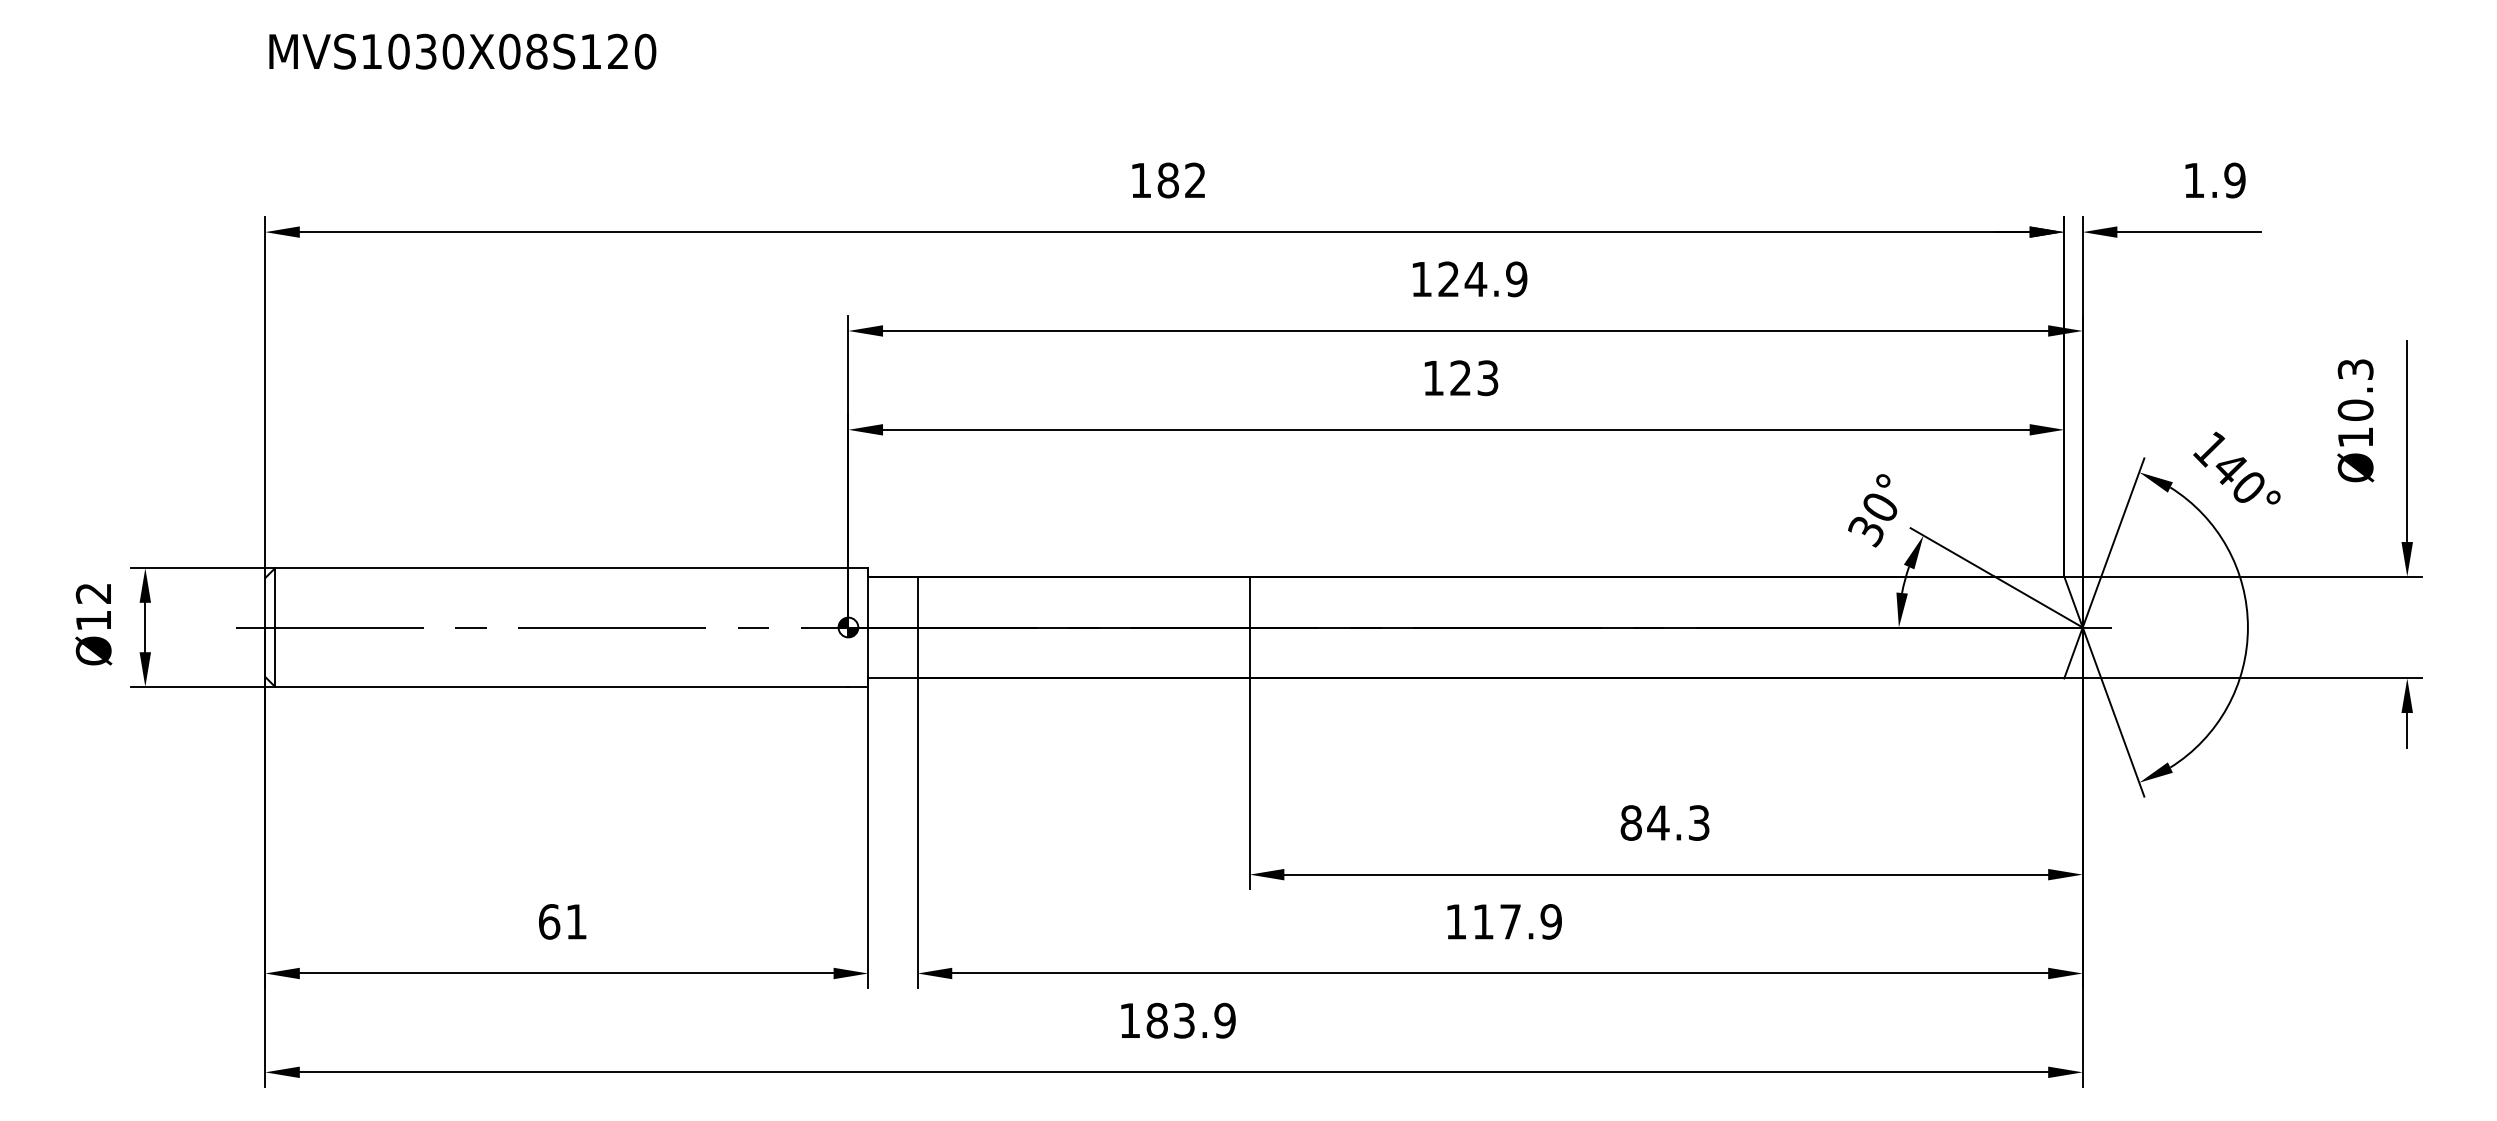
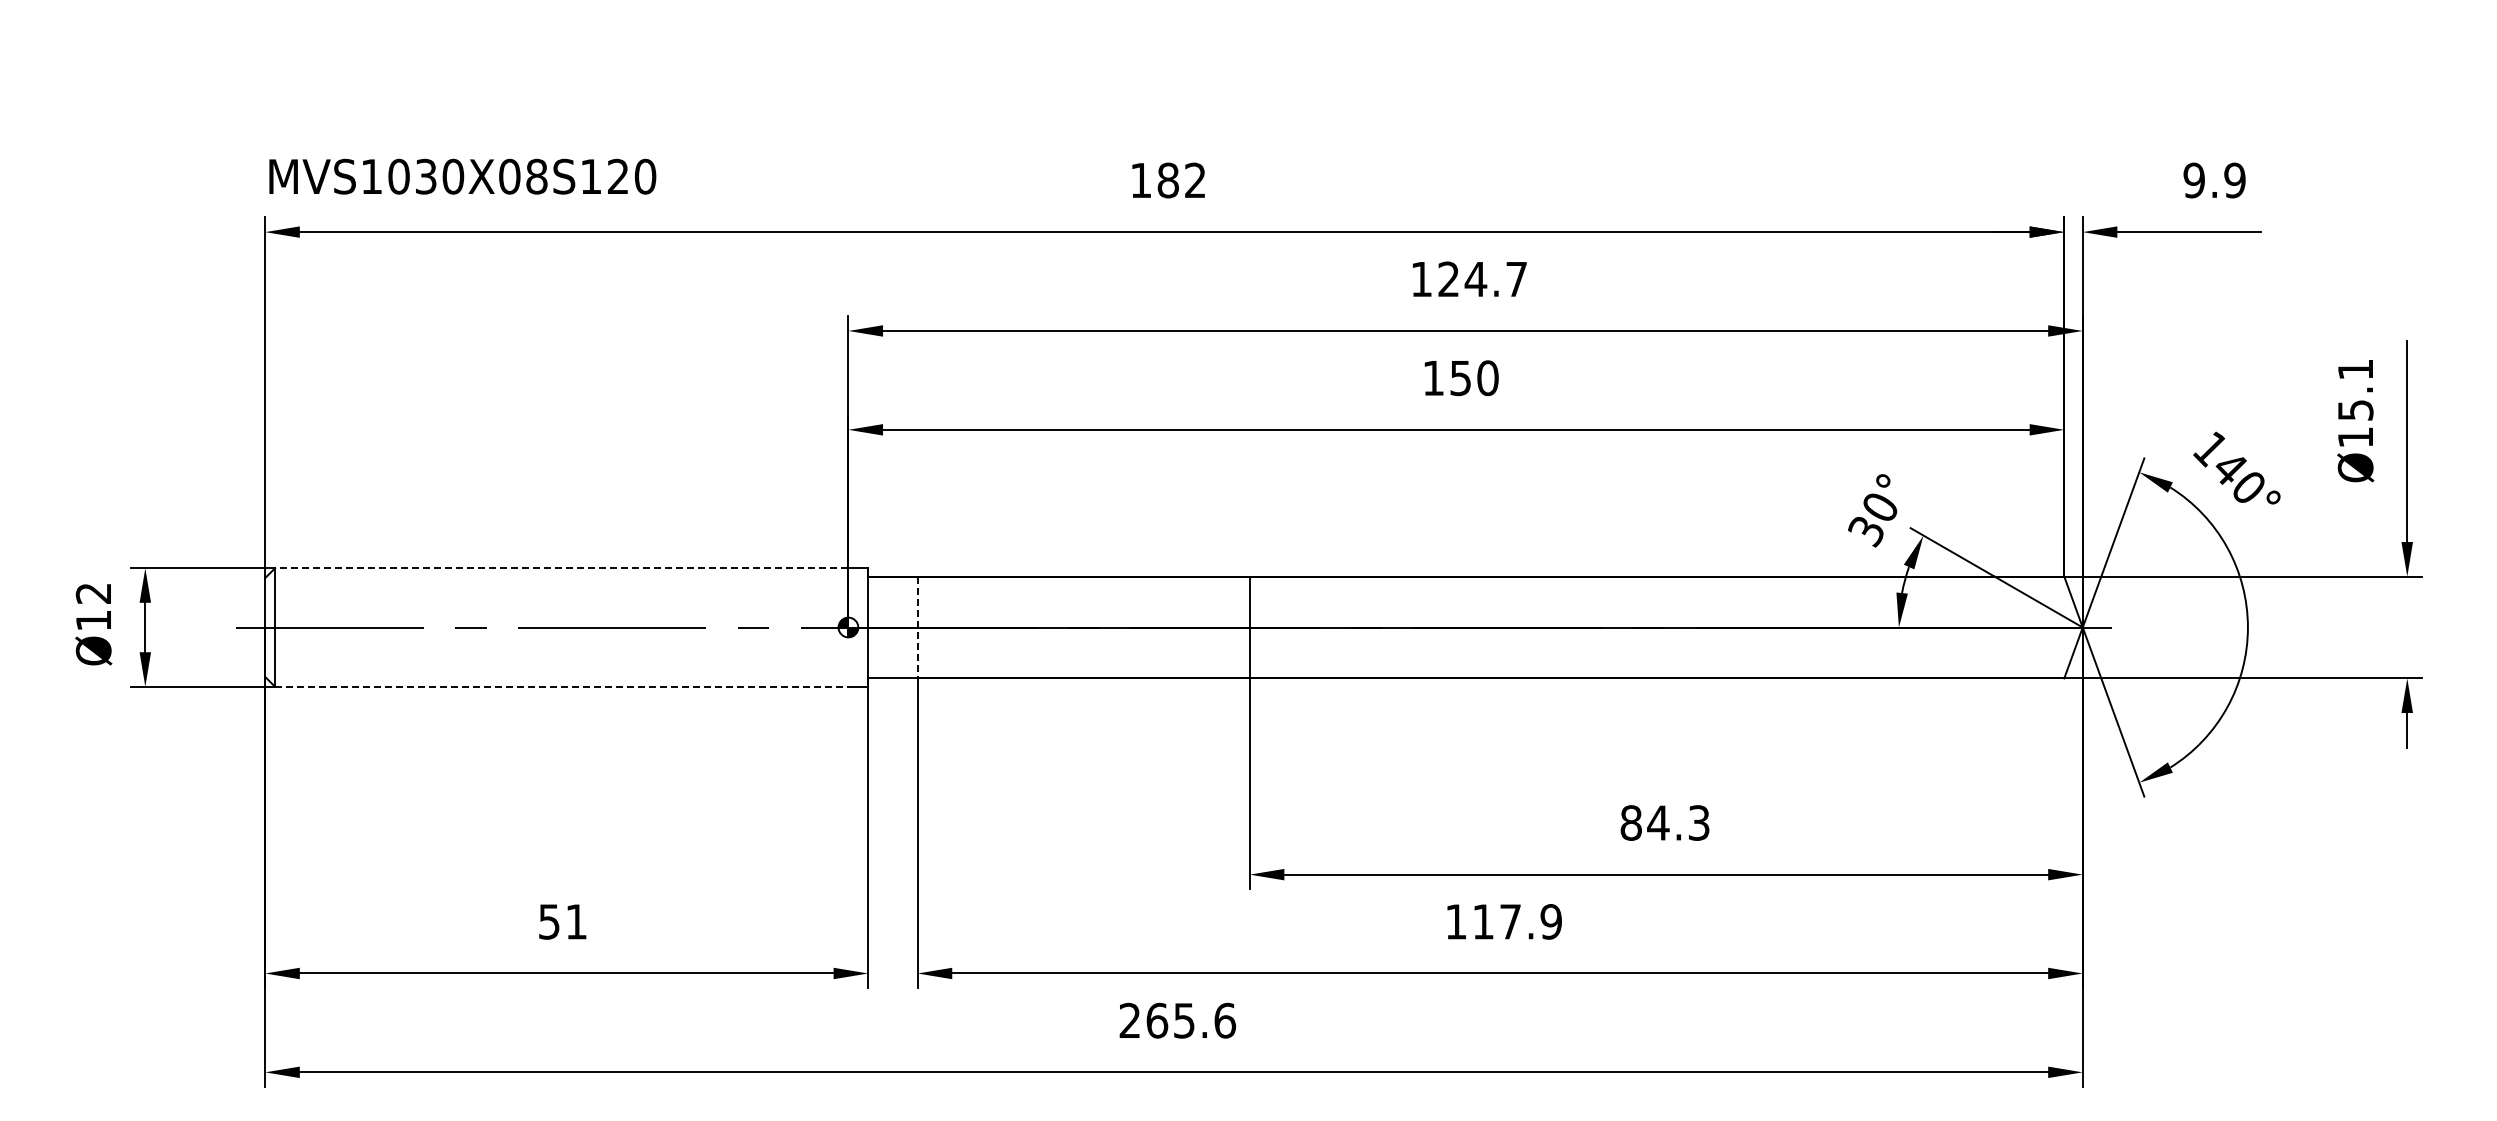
text position: (462, 51) -> (462, 176) (462, 176)
text: 1.9 -> 9.9 (2193, 180)
text: 124.9 -> 124.7 (1516, 279)
text: 123 -> 150 (1474, 378)
text: Ø10.3 -> Ø15.1 (2355, 389)
line: solid -> dashed (561, 568)
line: solid -> dashed (917, 627)
line: solid -> dashed (561, 686)
text: 61 -> 51 (549, 921)
text: 183.9 -> 265.6 (1177, 1020)
